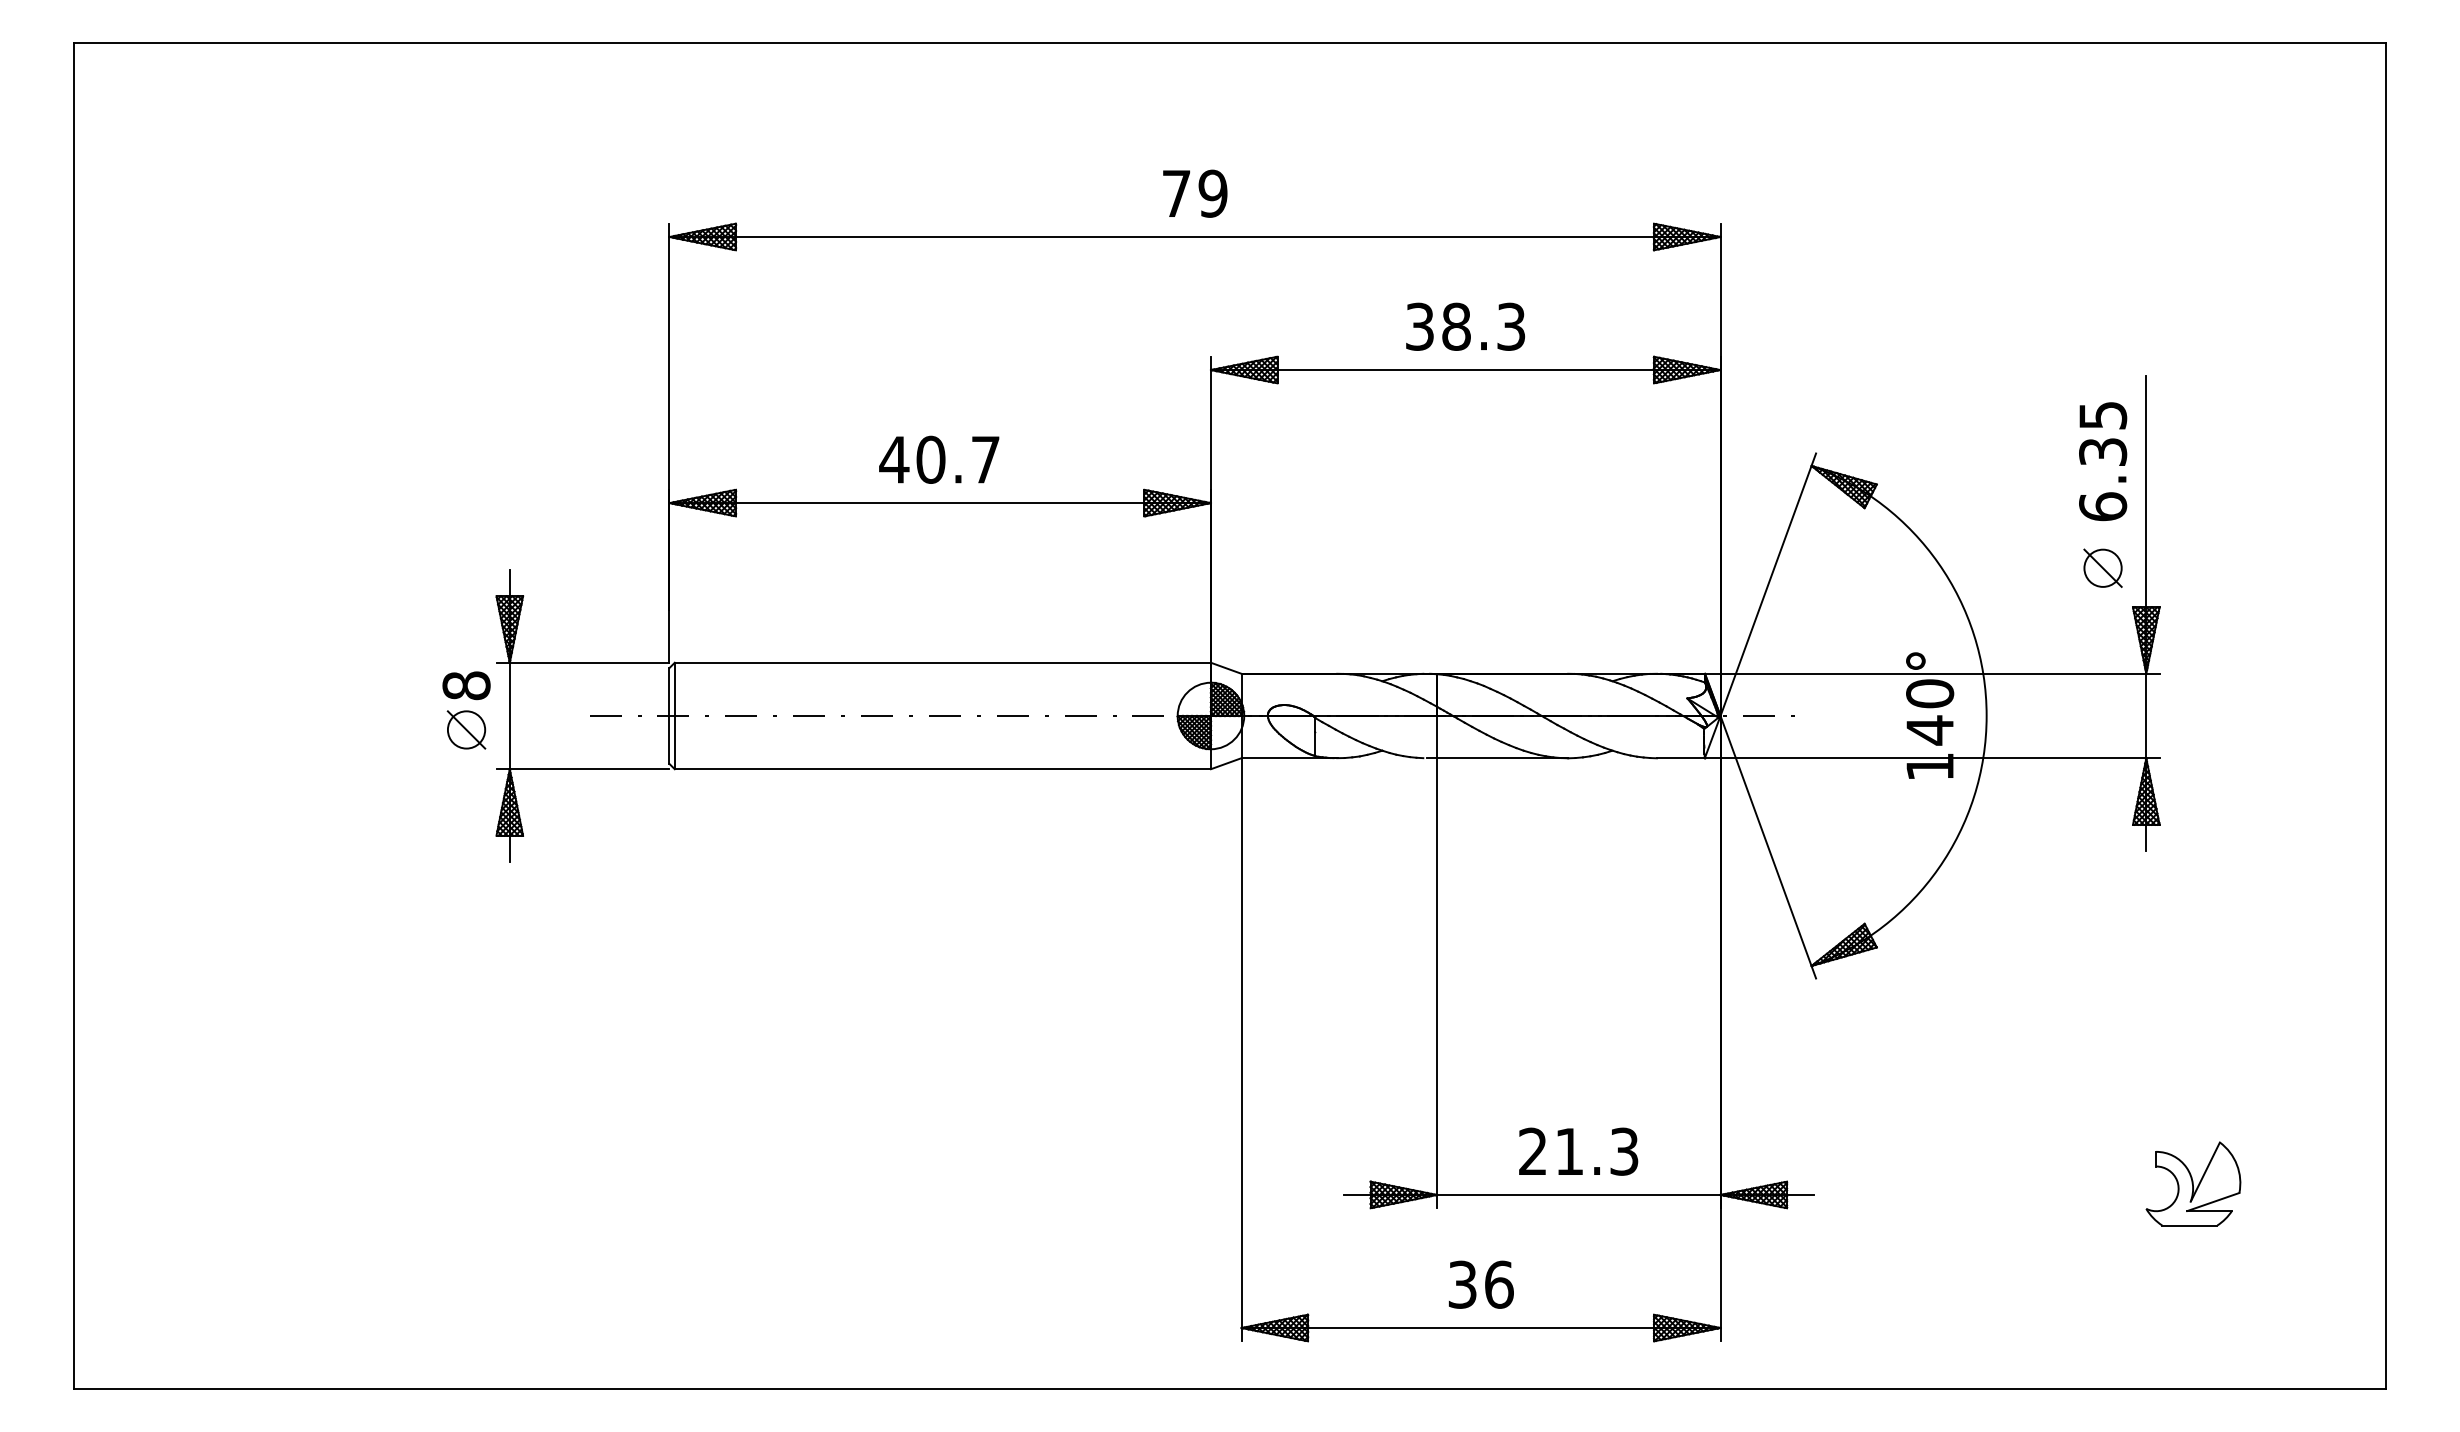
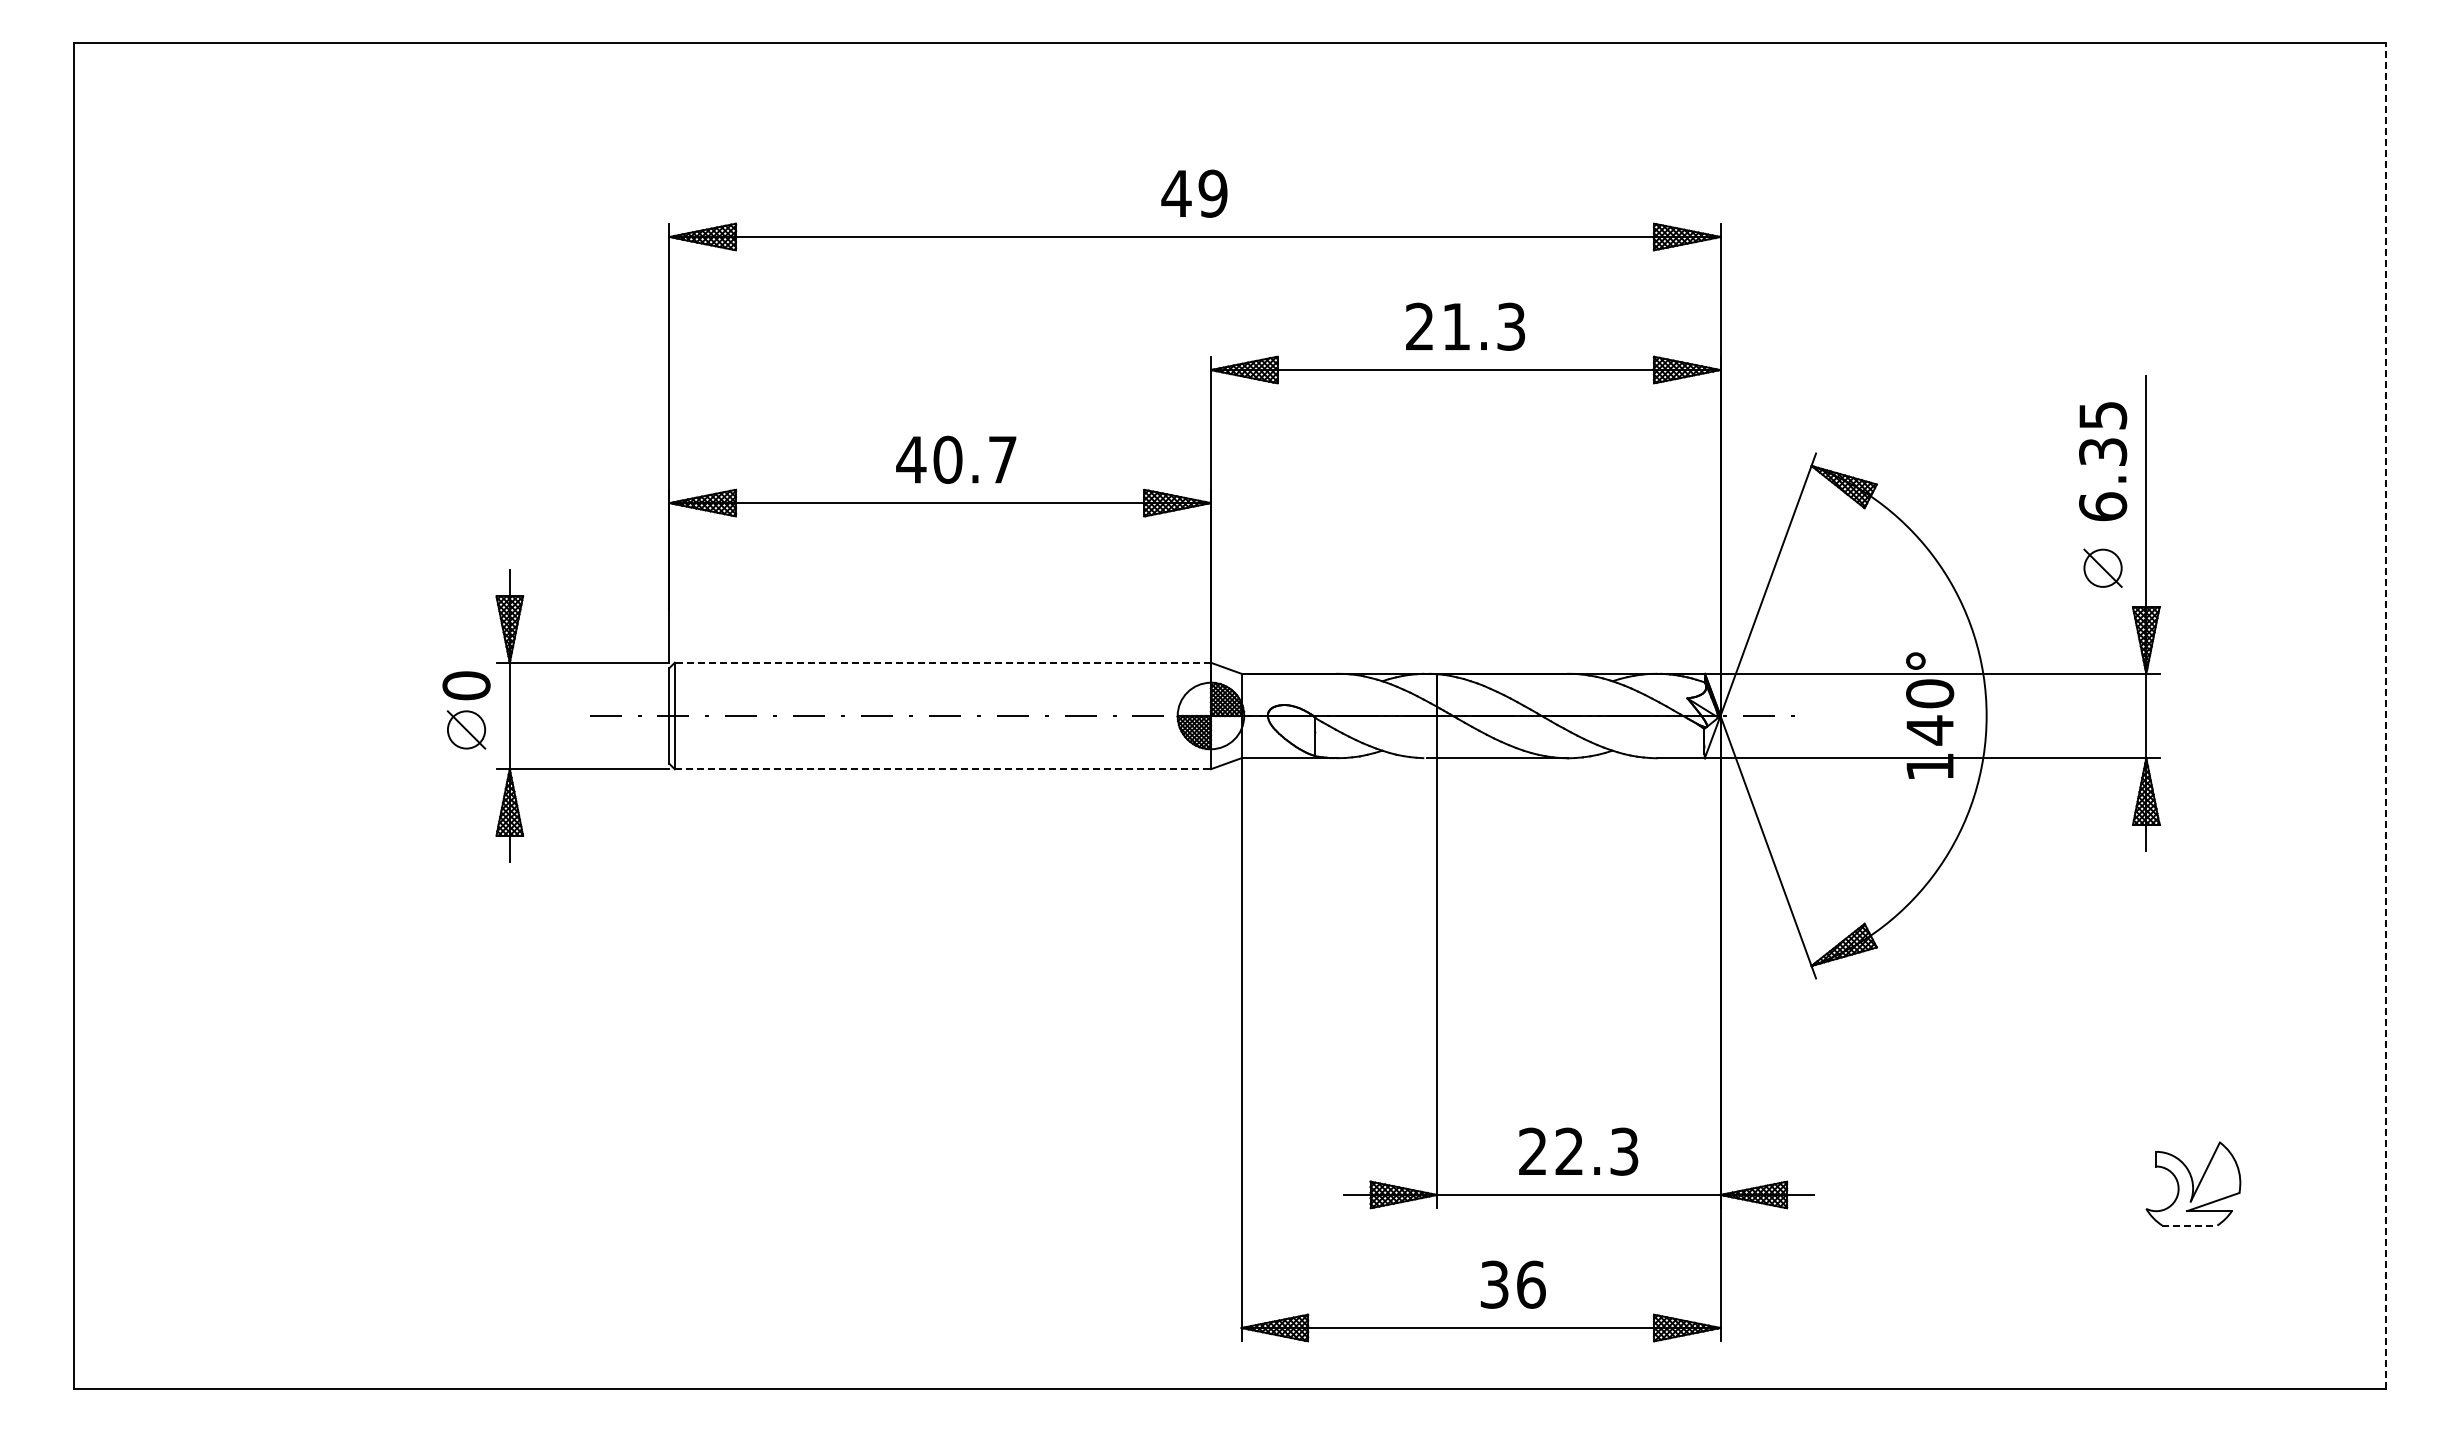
text: 79 -> 49 (1176, 193)
text: 38.3 -> 21.3 (1438, 326)
text position: (939, 459) -> (956, 459) (956, 459)
line: solid -> dashed (942, 662)
text: 8 -> 0 (466, 685)
line: solid -> dashed (2386, 715)
line: solid -> dashed (943, 769)
text: 21.3 -> 22.3 (1568, 1150)
line: solid -> dashed (2189, 1225)
text position: (1481, 1284) -> (1513, 1284) (1513, 1284)
